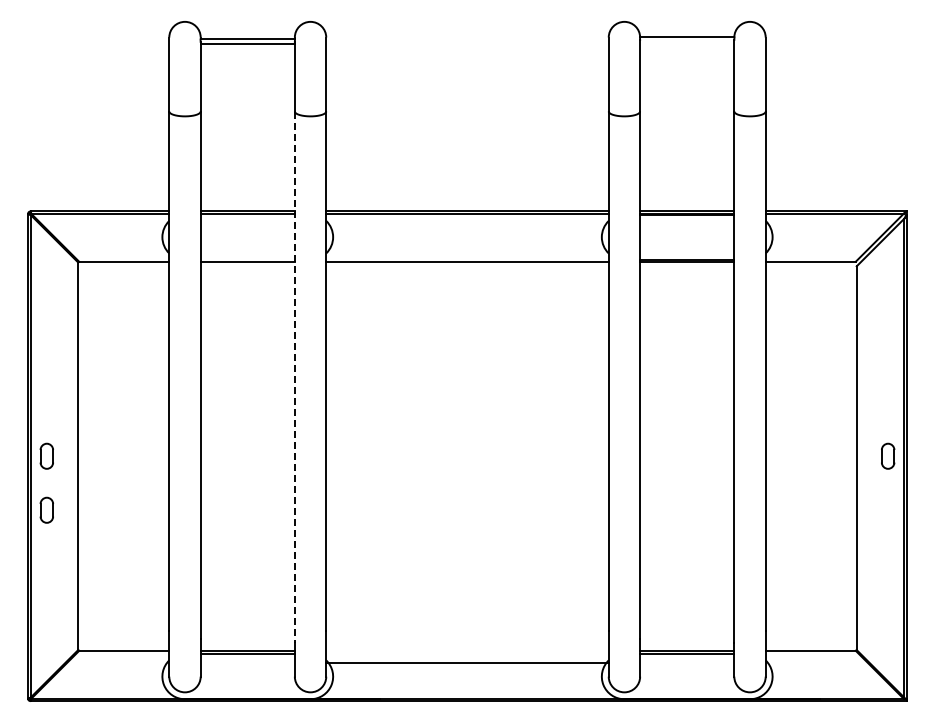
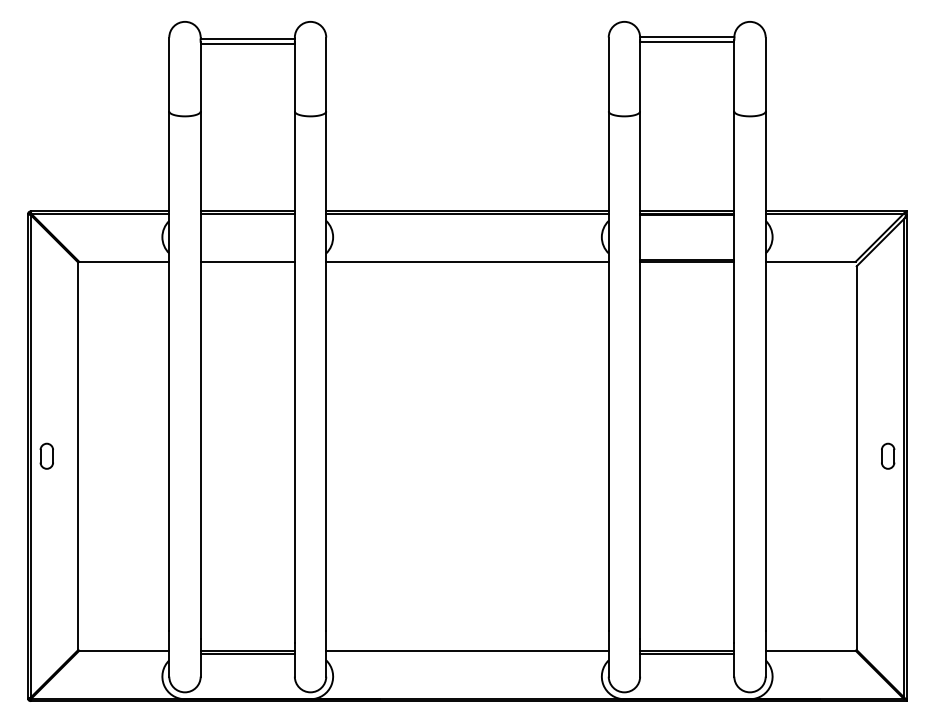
line: none -> present (687, 42)
line: dashed -> solid (294, 377)
part: present -> none (46, 509)
line position: (467, 662) -> (467, 650) (467, 650)
